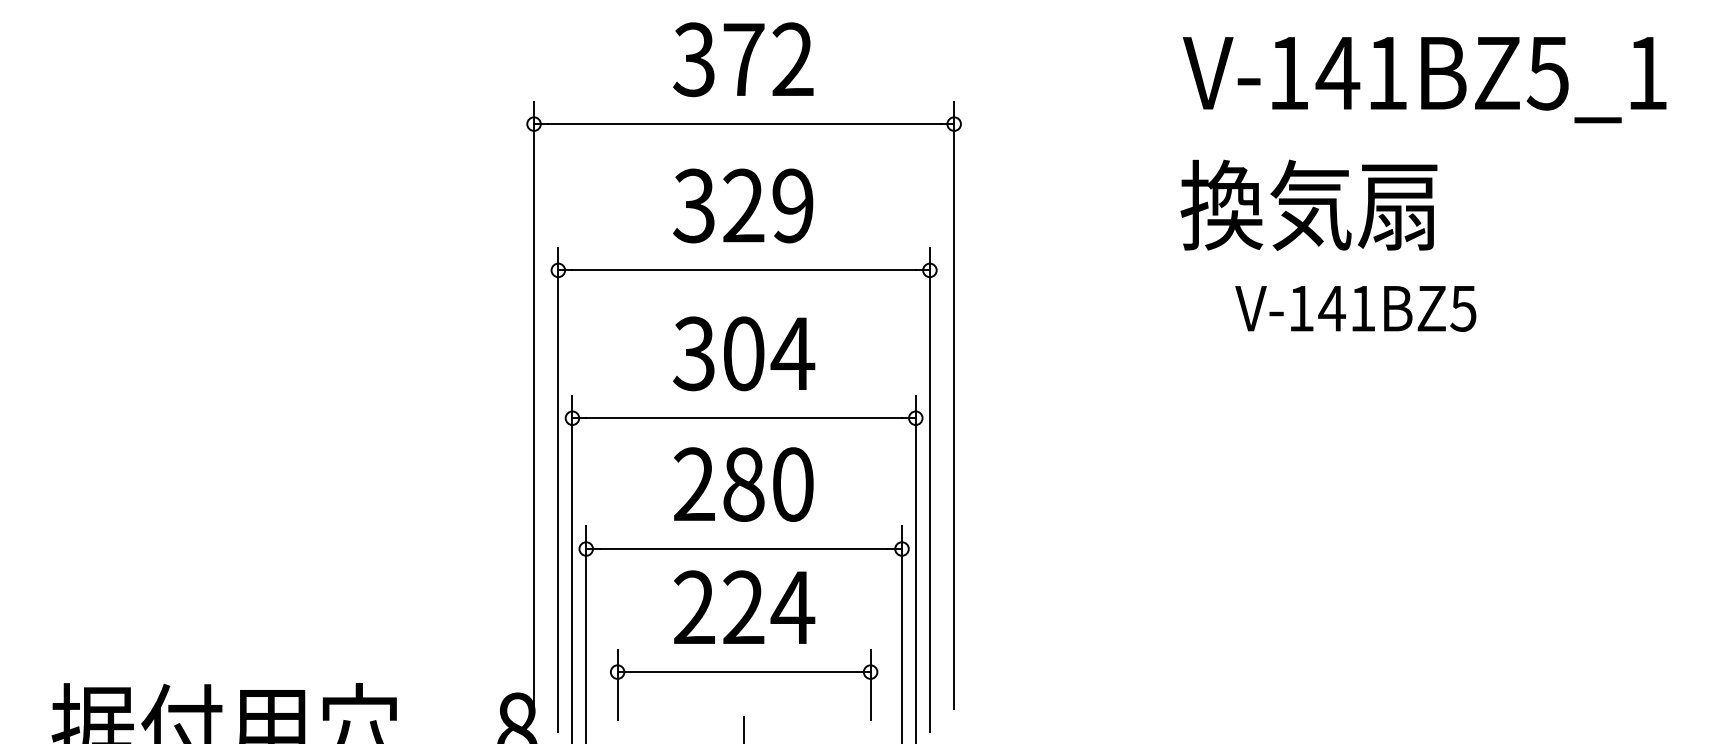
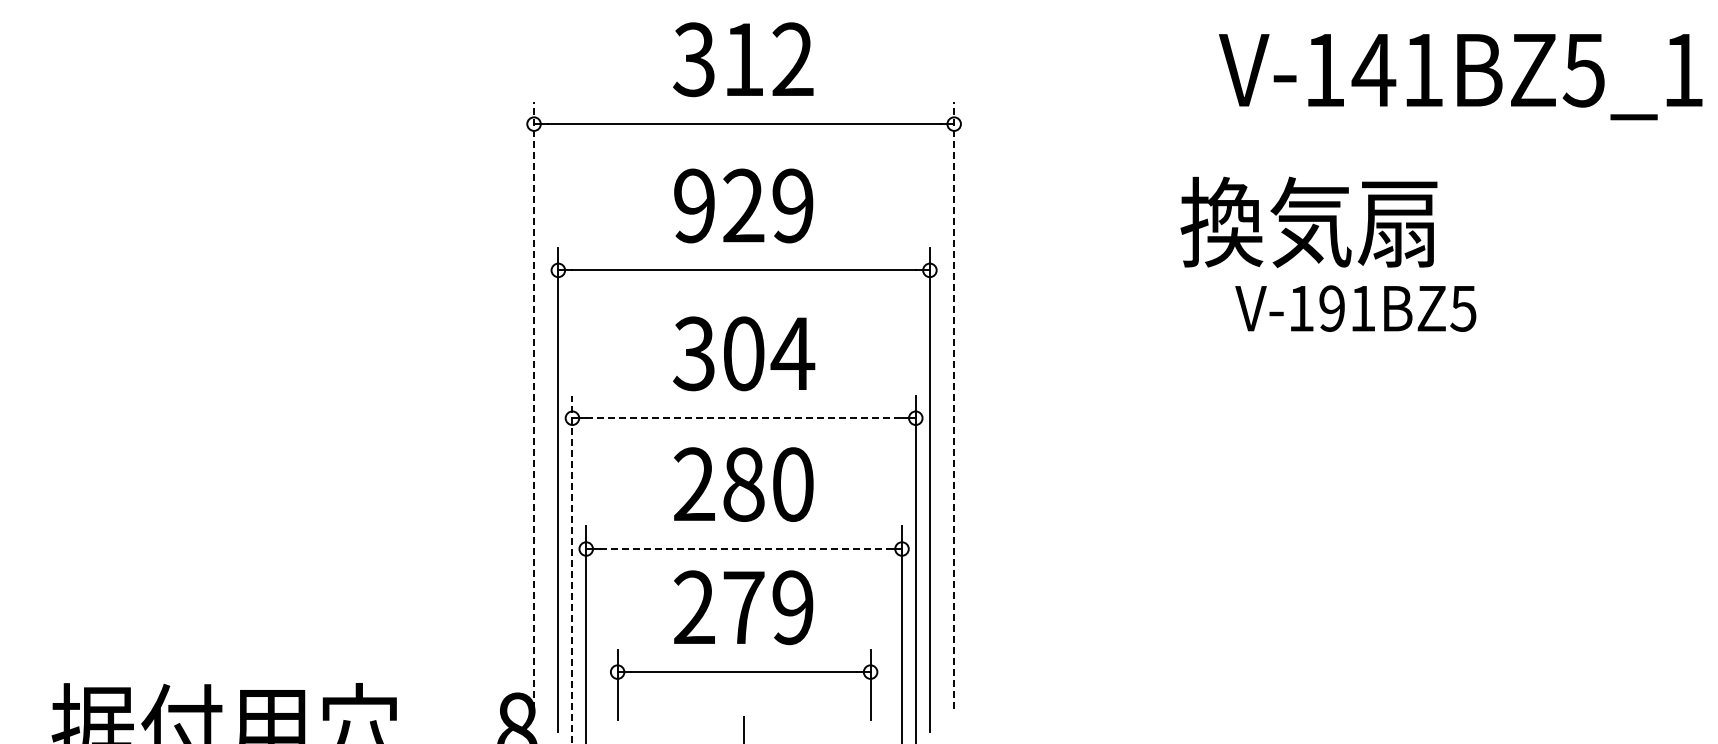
text: 372 -> 312 (743, 59)
text position: (1424, 80) -> (1460, 77) (1460, 77)
text position: (1308, 204) -> (1308, 221) (1308, 221)
text: 329 -> 929 (693, 205)
text: V-141BZ5 -> V-191BZ5 (1331, 308)
line: solid -> dashed (534, 405)
line: solid -> dashed (954, 405)
line: solid -> dashed (744, 418)
line: solid -> dashed (744, 549)
line: solid -> dashed (572, 569)
text: 224 -> 279 (769, 607)
